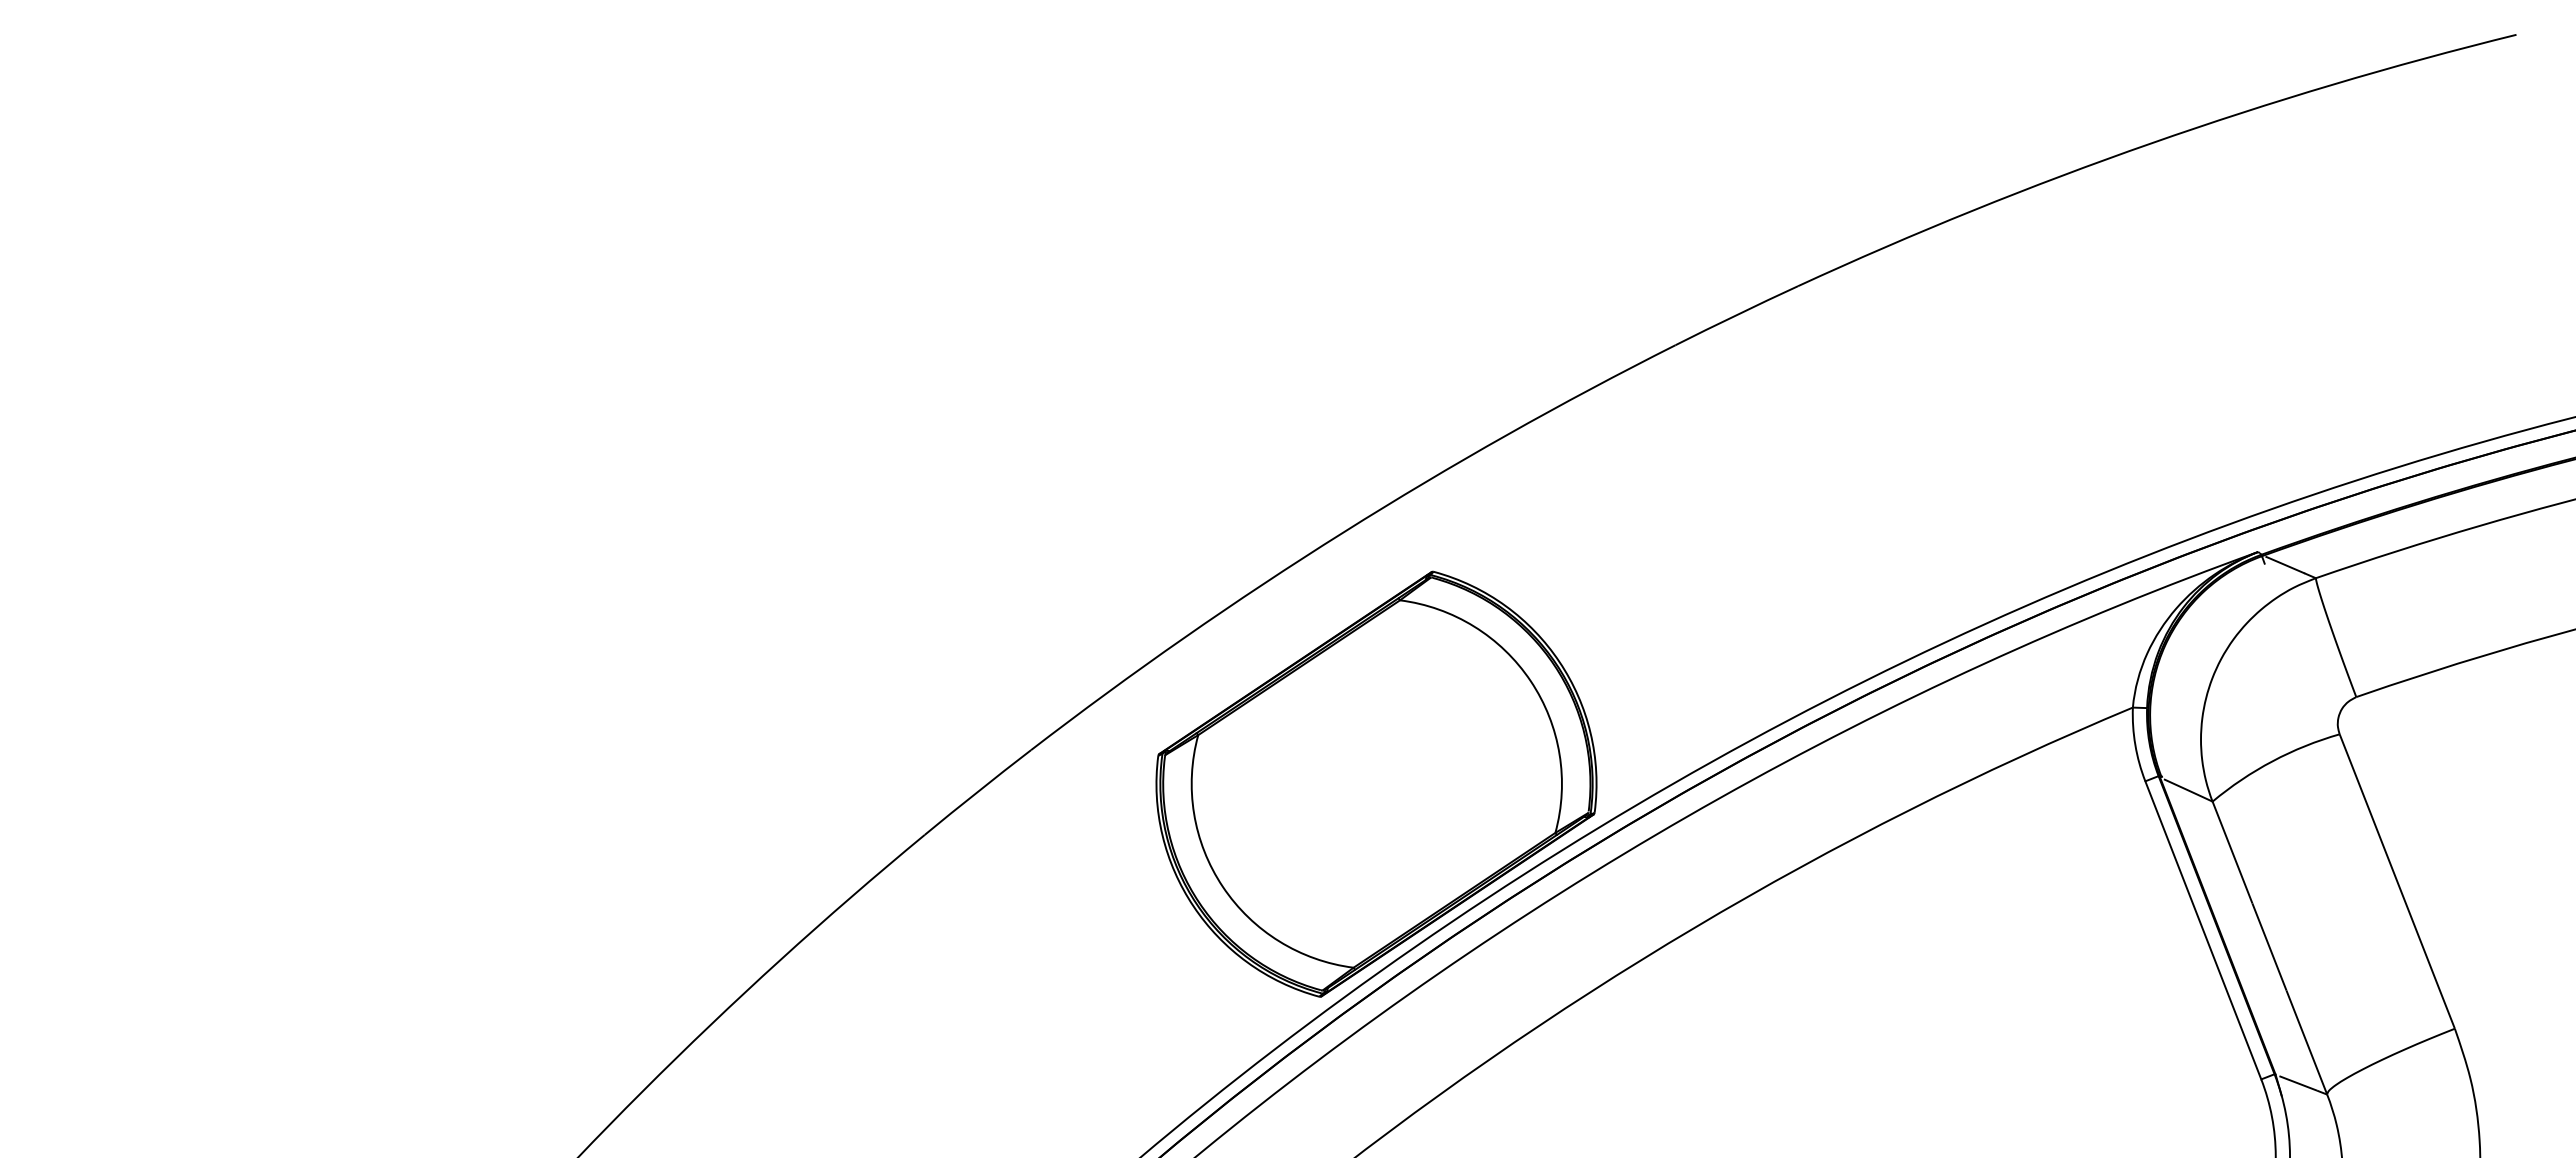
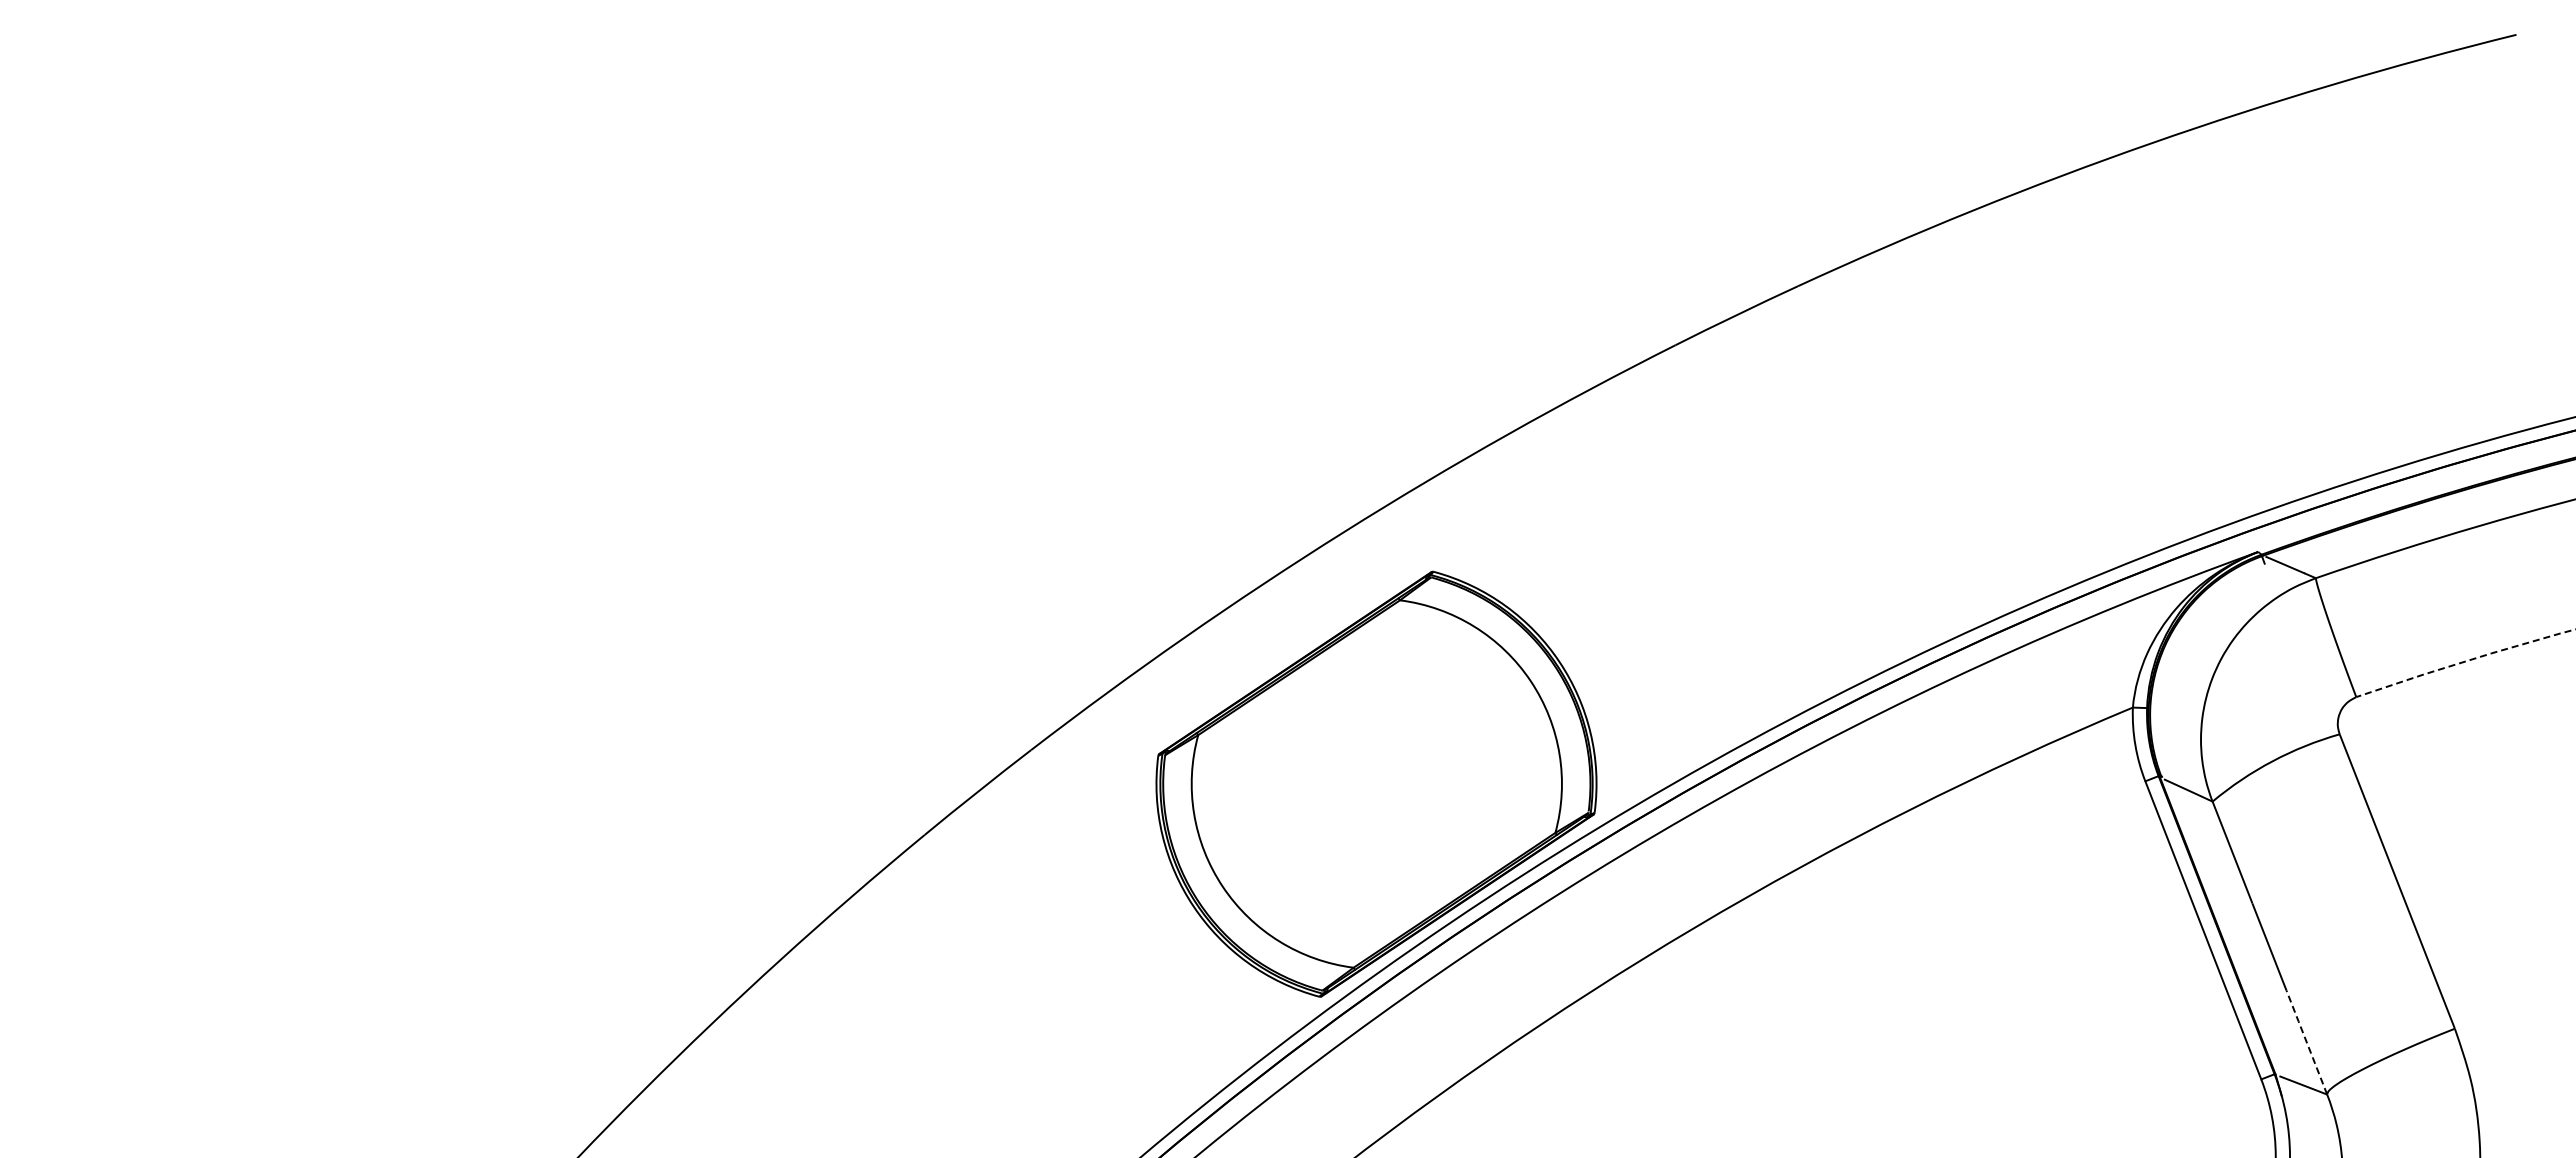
arc: solid -> dashed (2465, 661)
line: solid -> dashed (2306, 1042)
